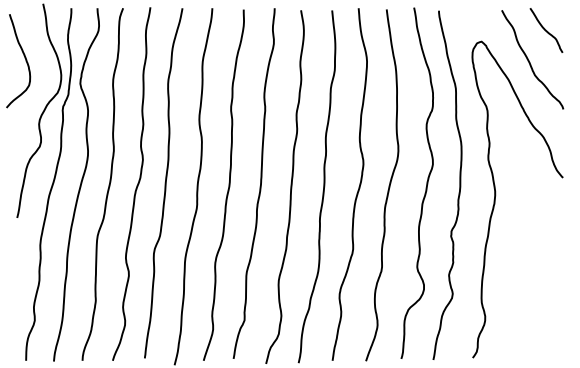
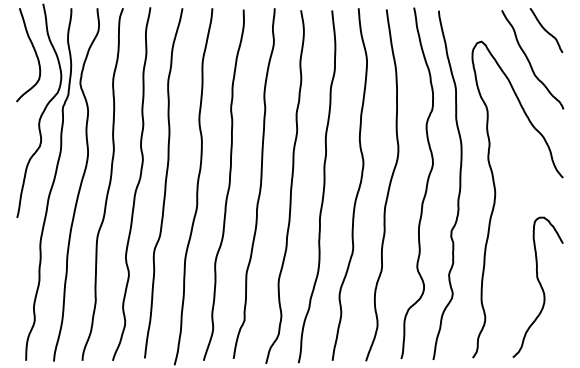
curve position: (24, 58) -> (34, 52) (34, 52)
curve: none -> present (539, 284)
